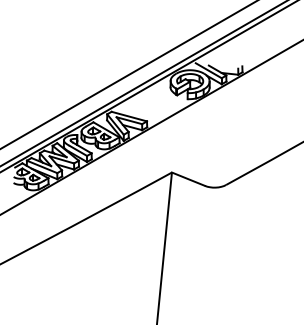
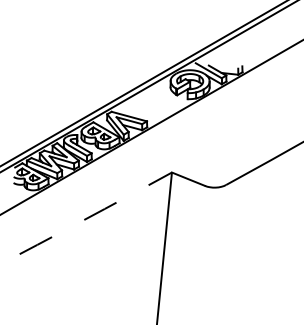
line: present -> none (128, 74)
arc: solid -> dashed (86, 218)
